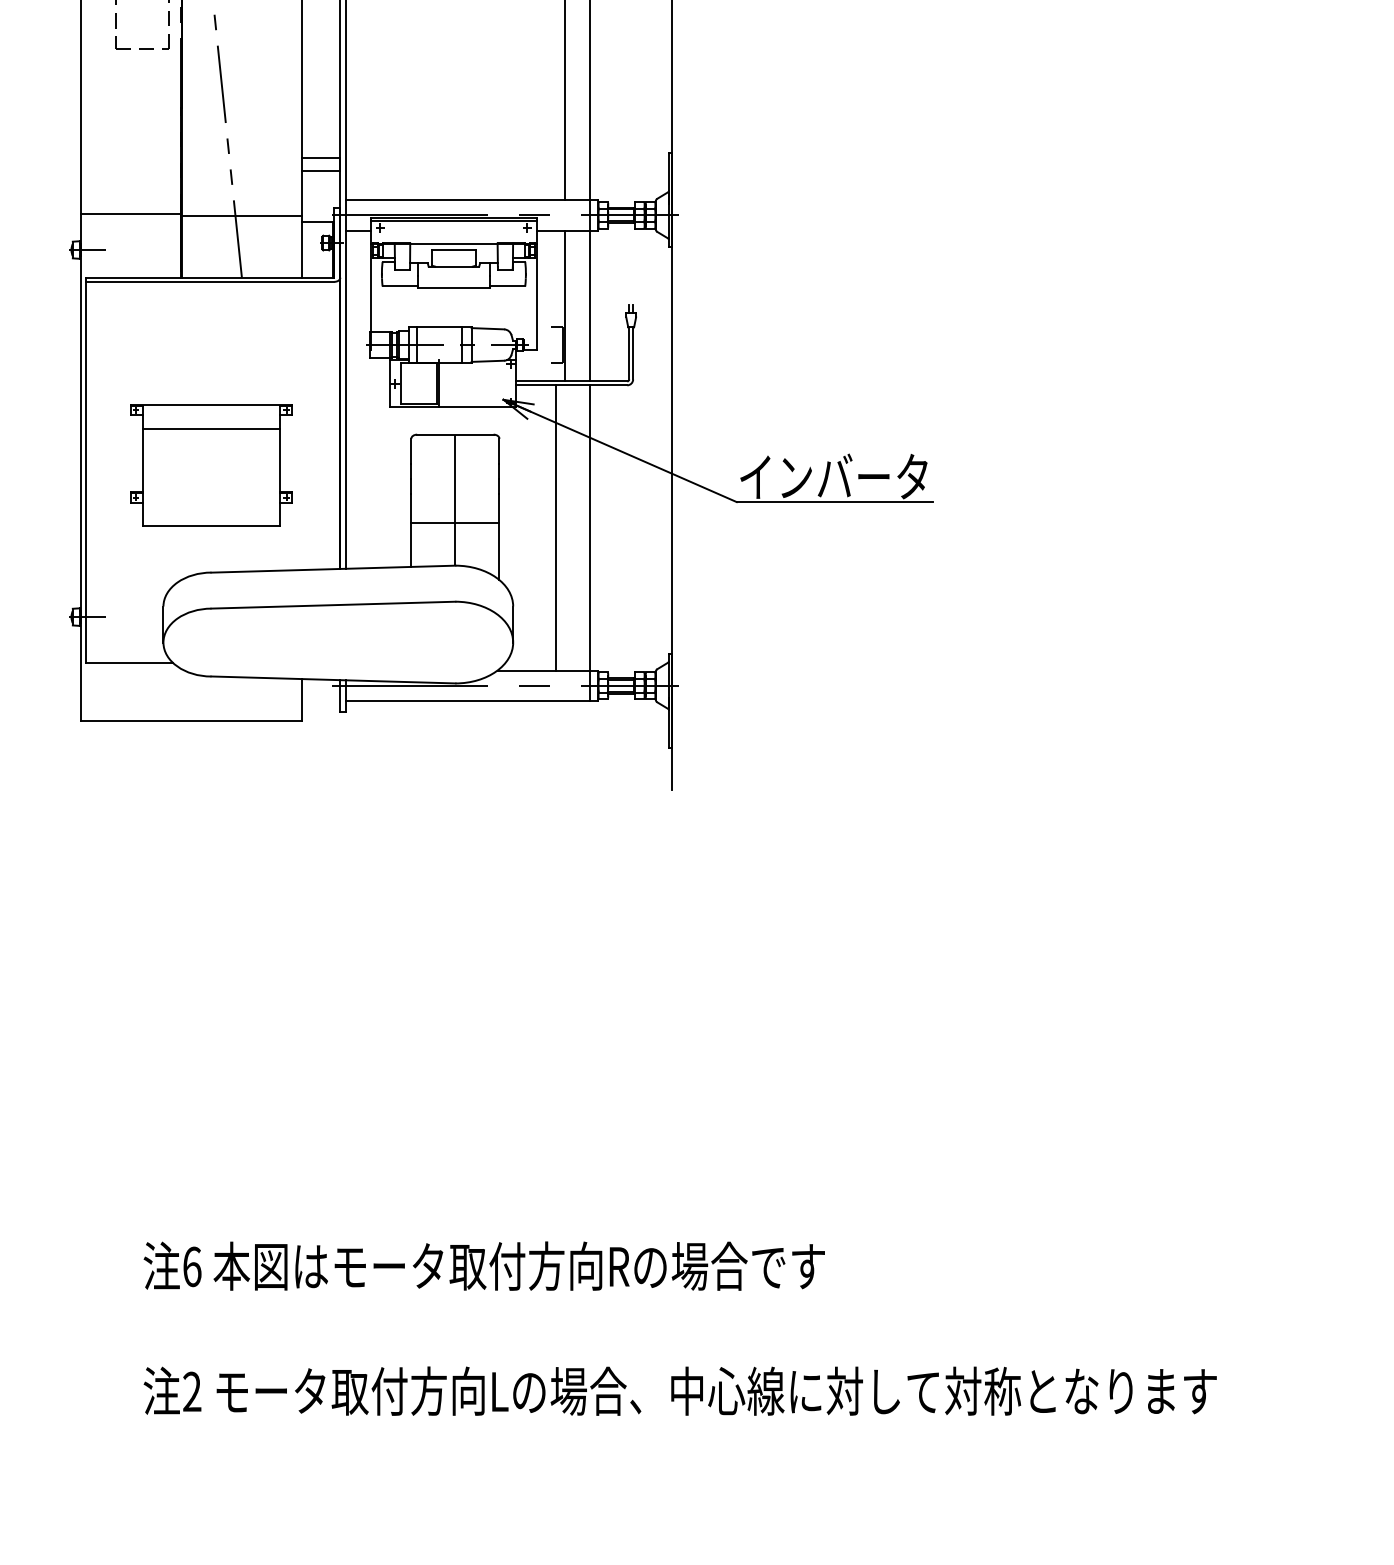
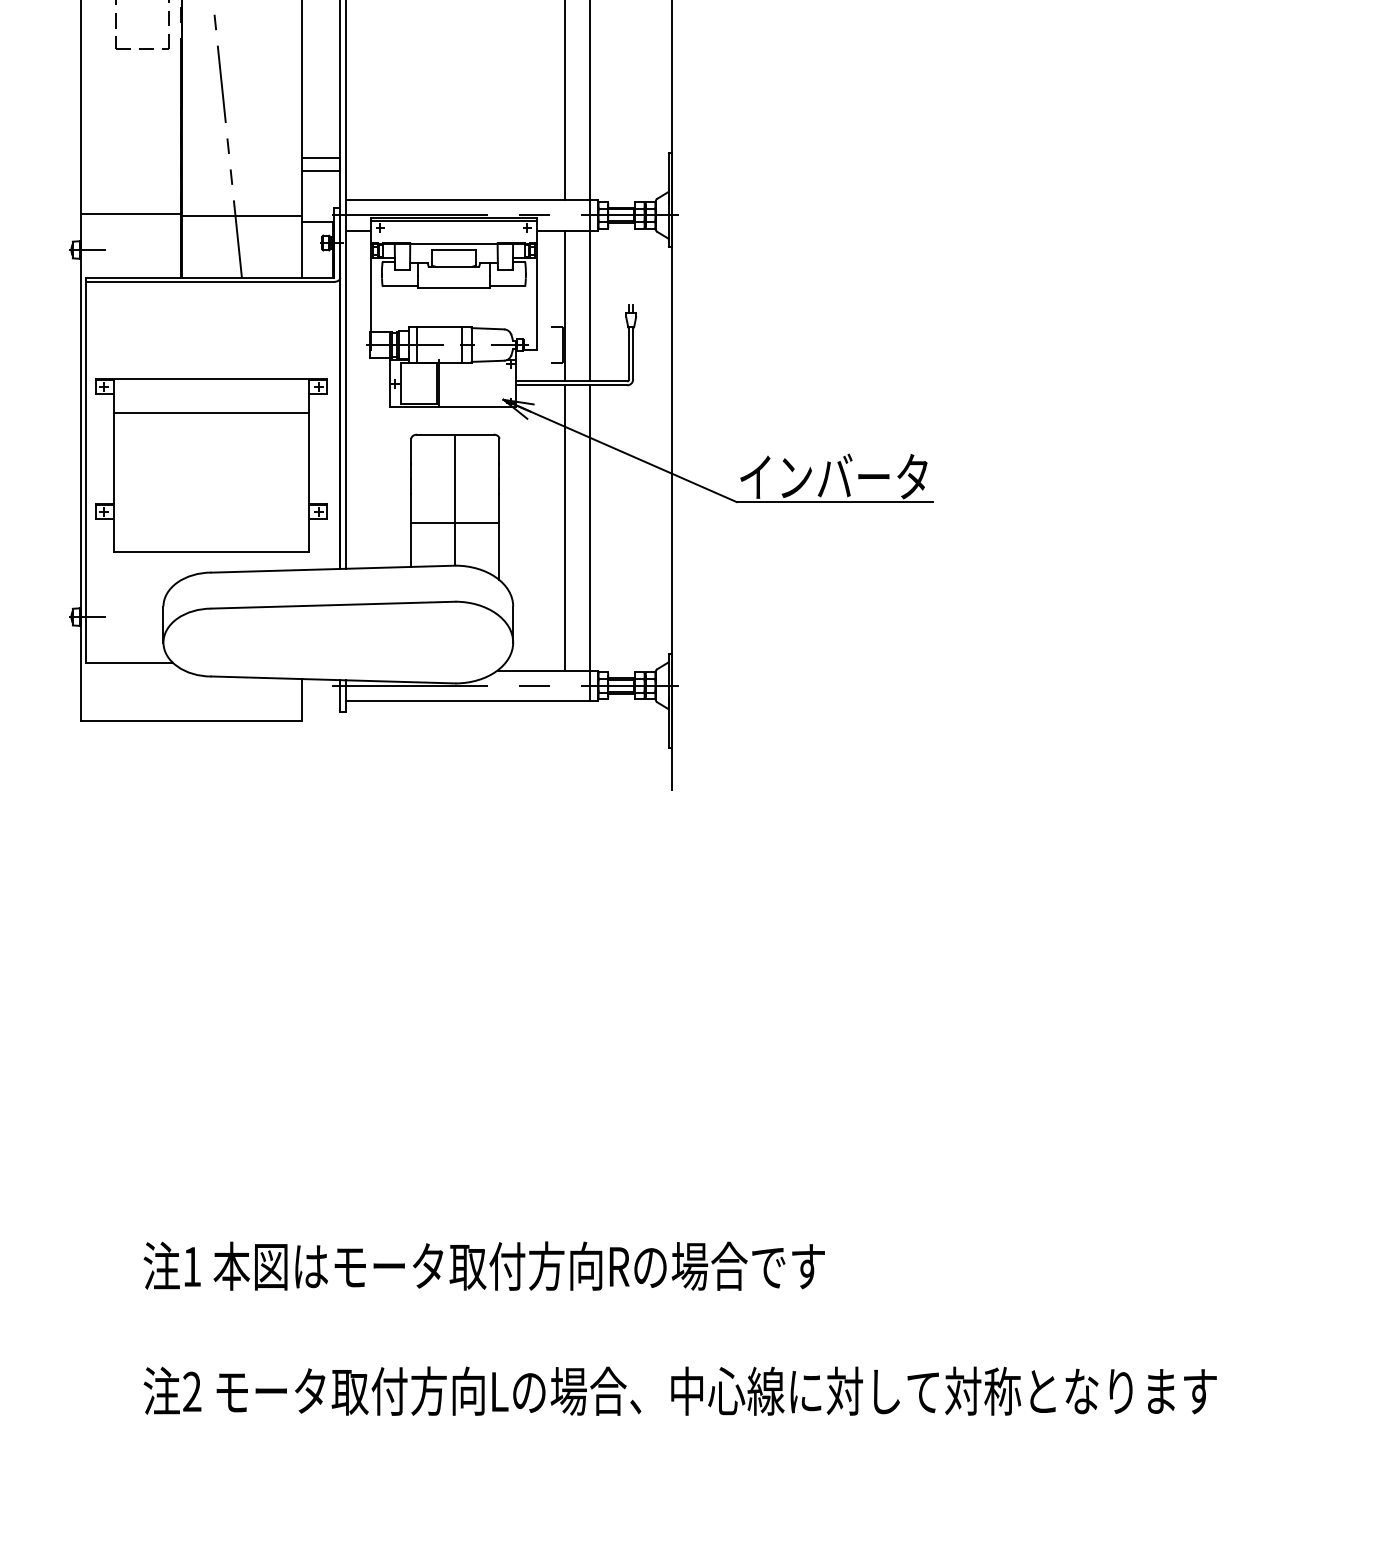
part size: 163x123 px -> 233x175 px (211, 465)
line position: (556, 527) -> (565, 527) (565, 527)
text: 6 -> 1 (192, 1266)
